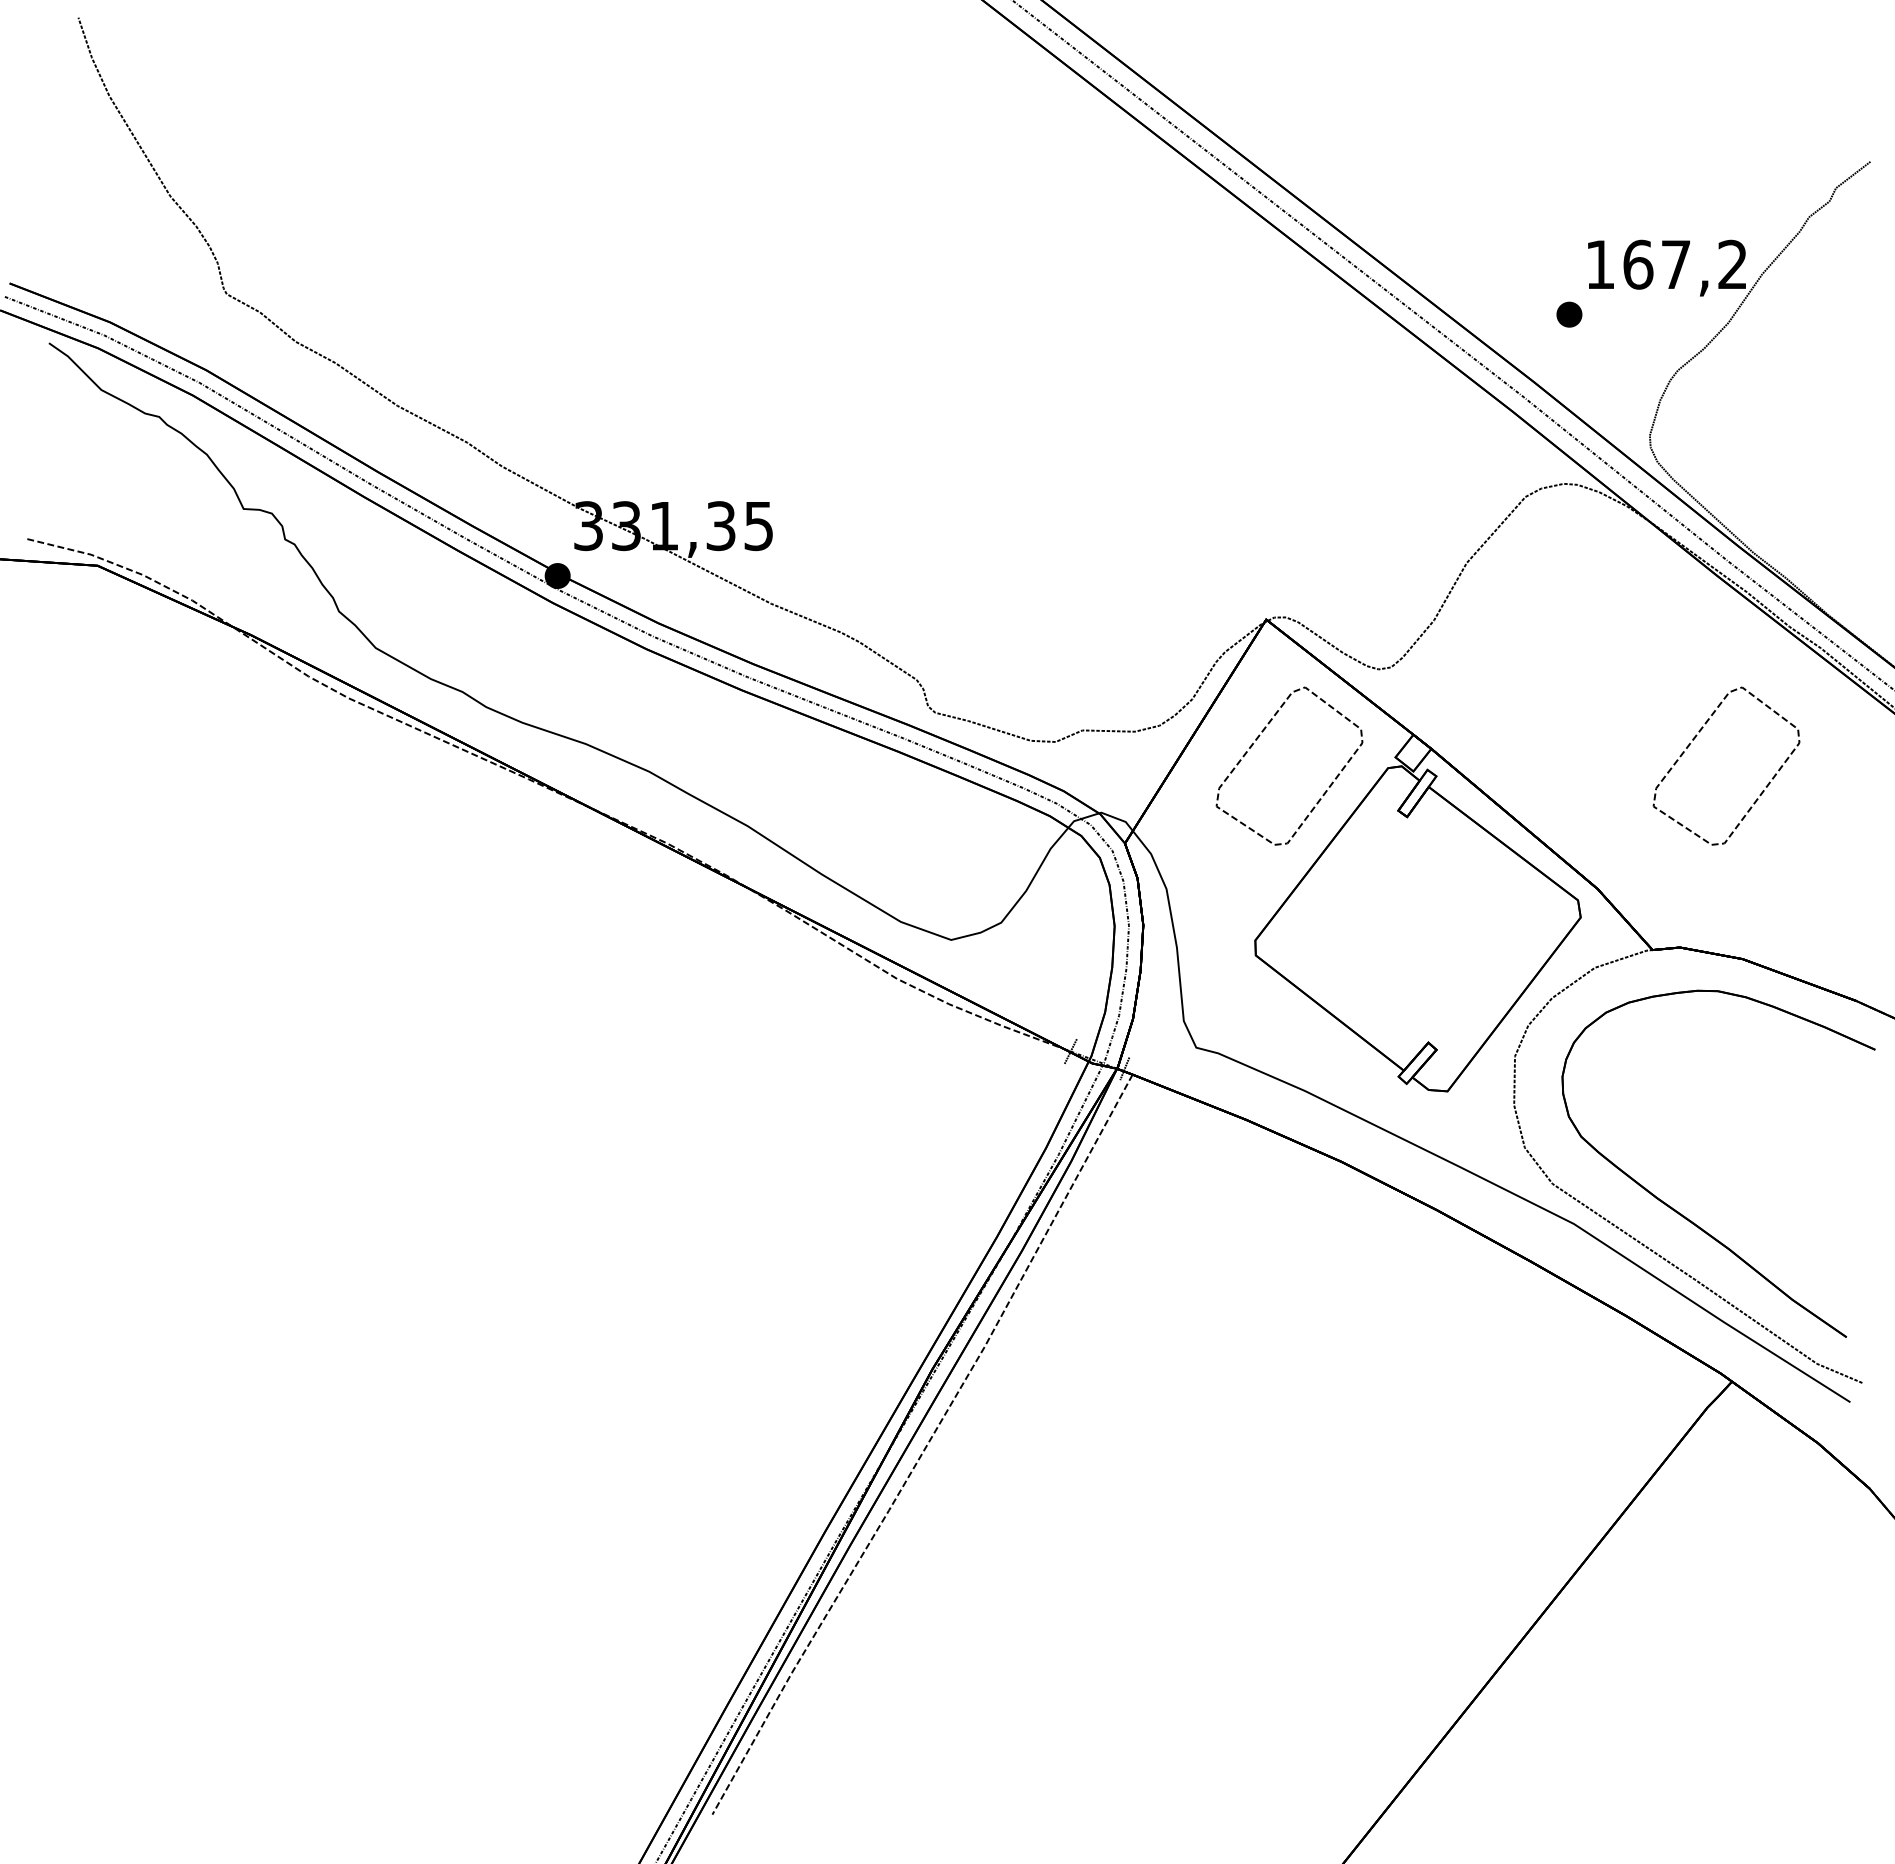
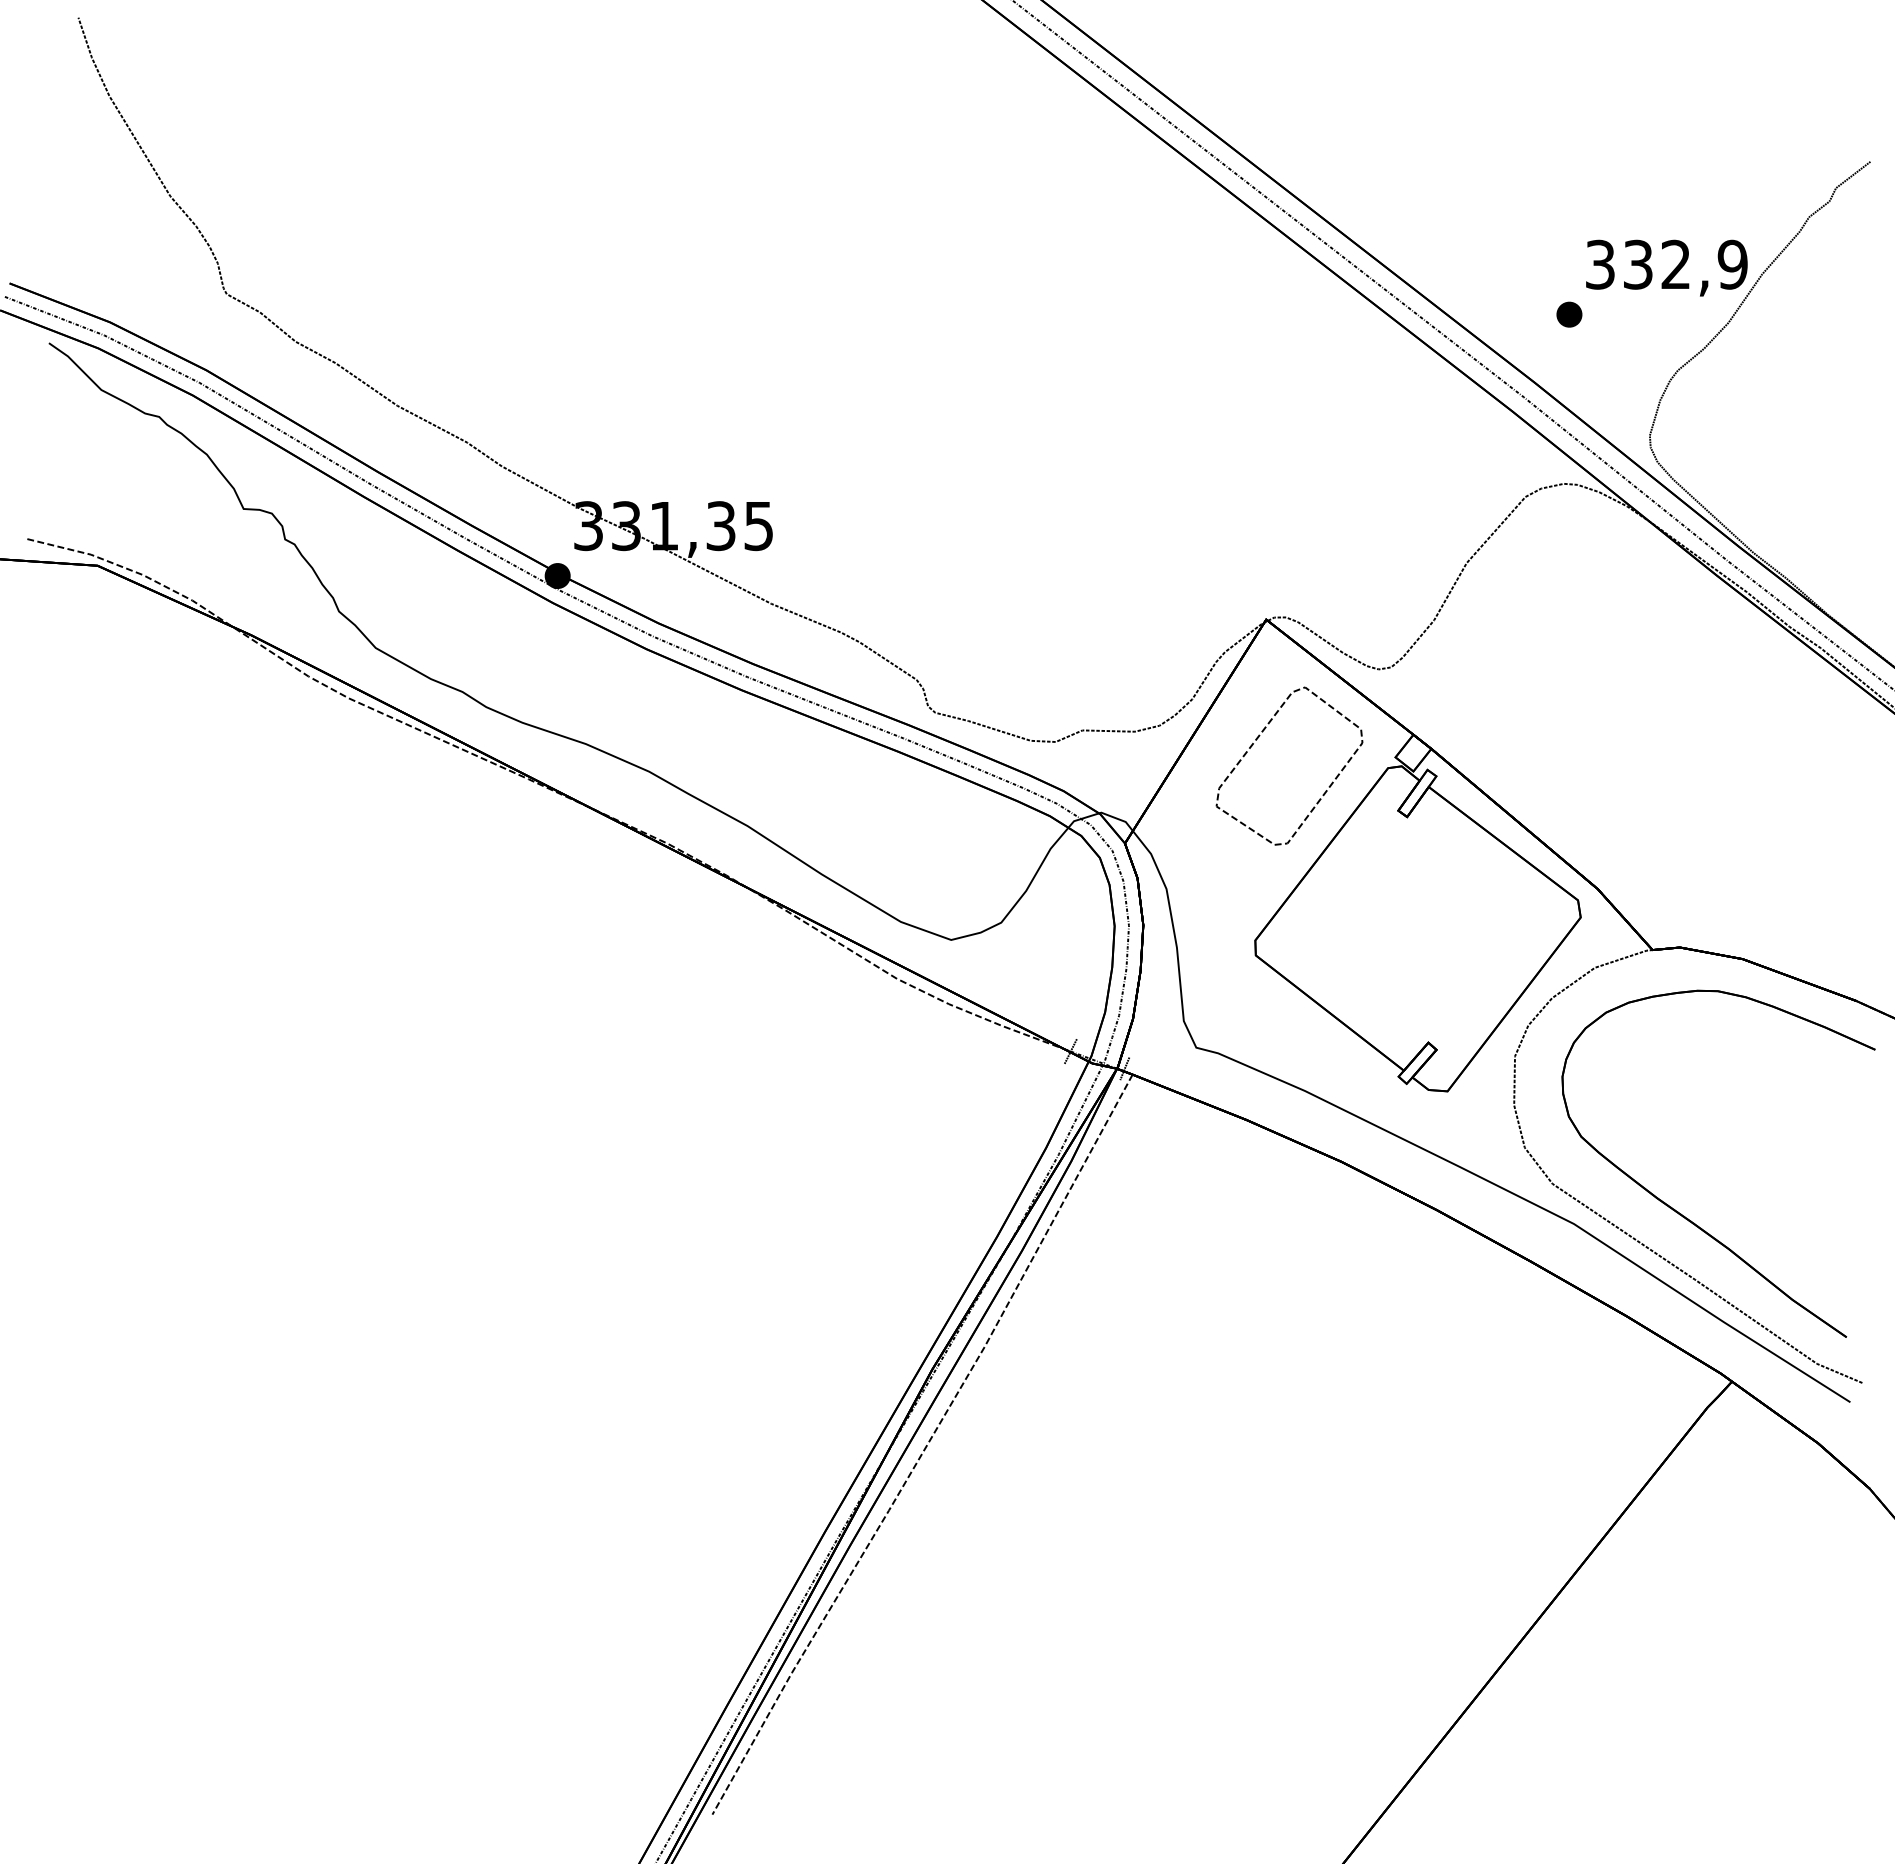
text: 167,2 -> 332,9 (1666, 264)
part: present -> none (1696, 737)
